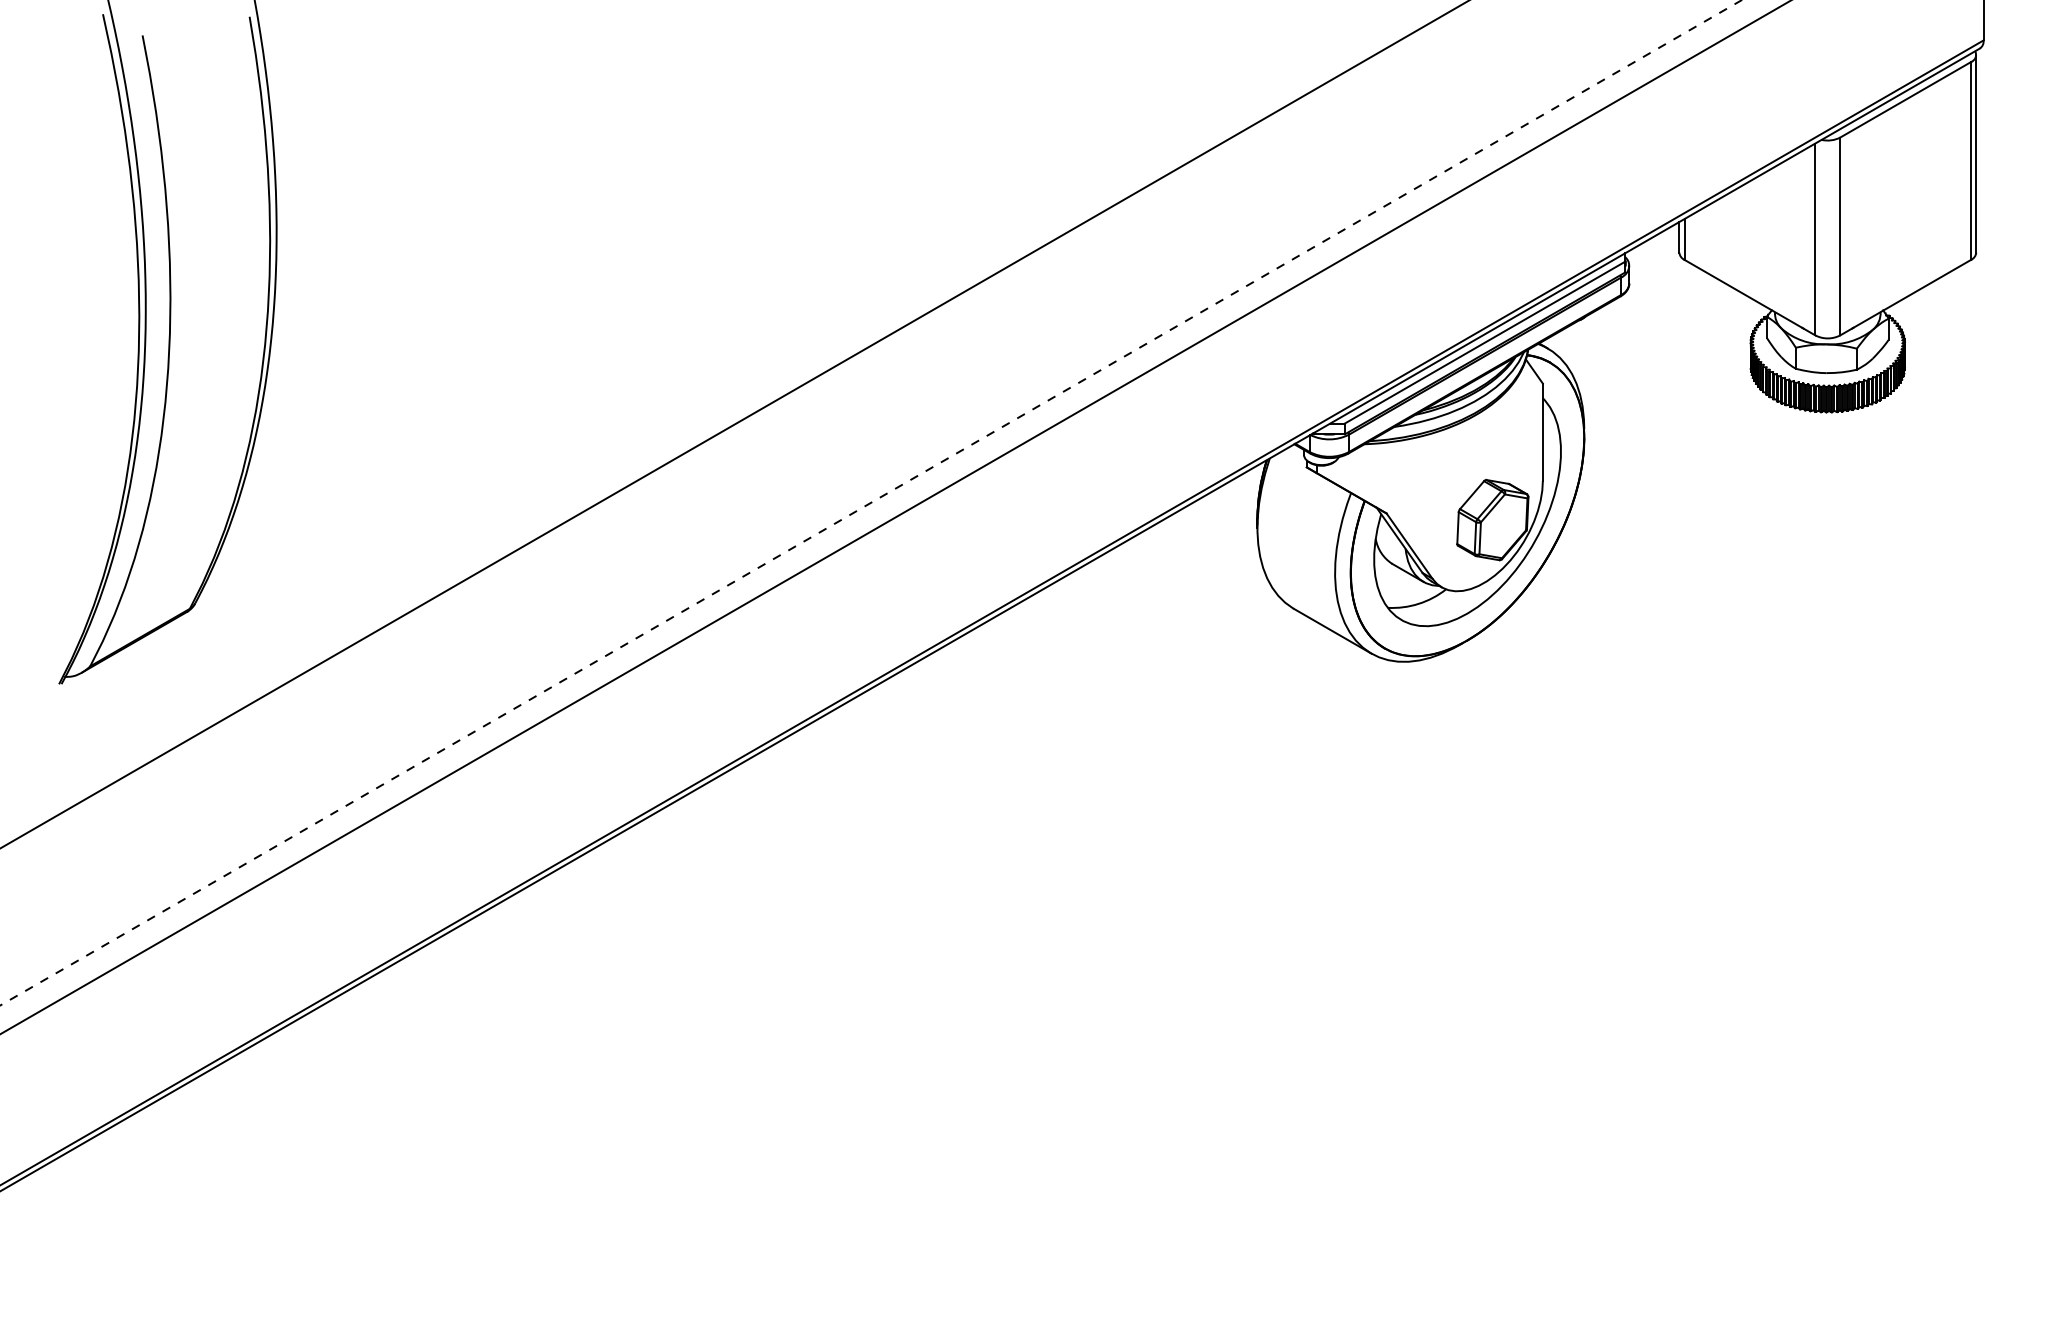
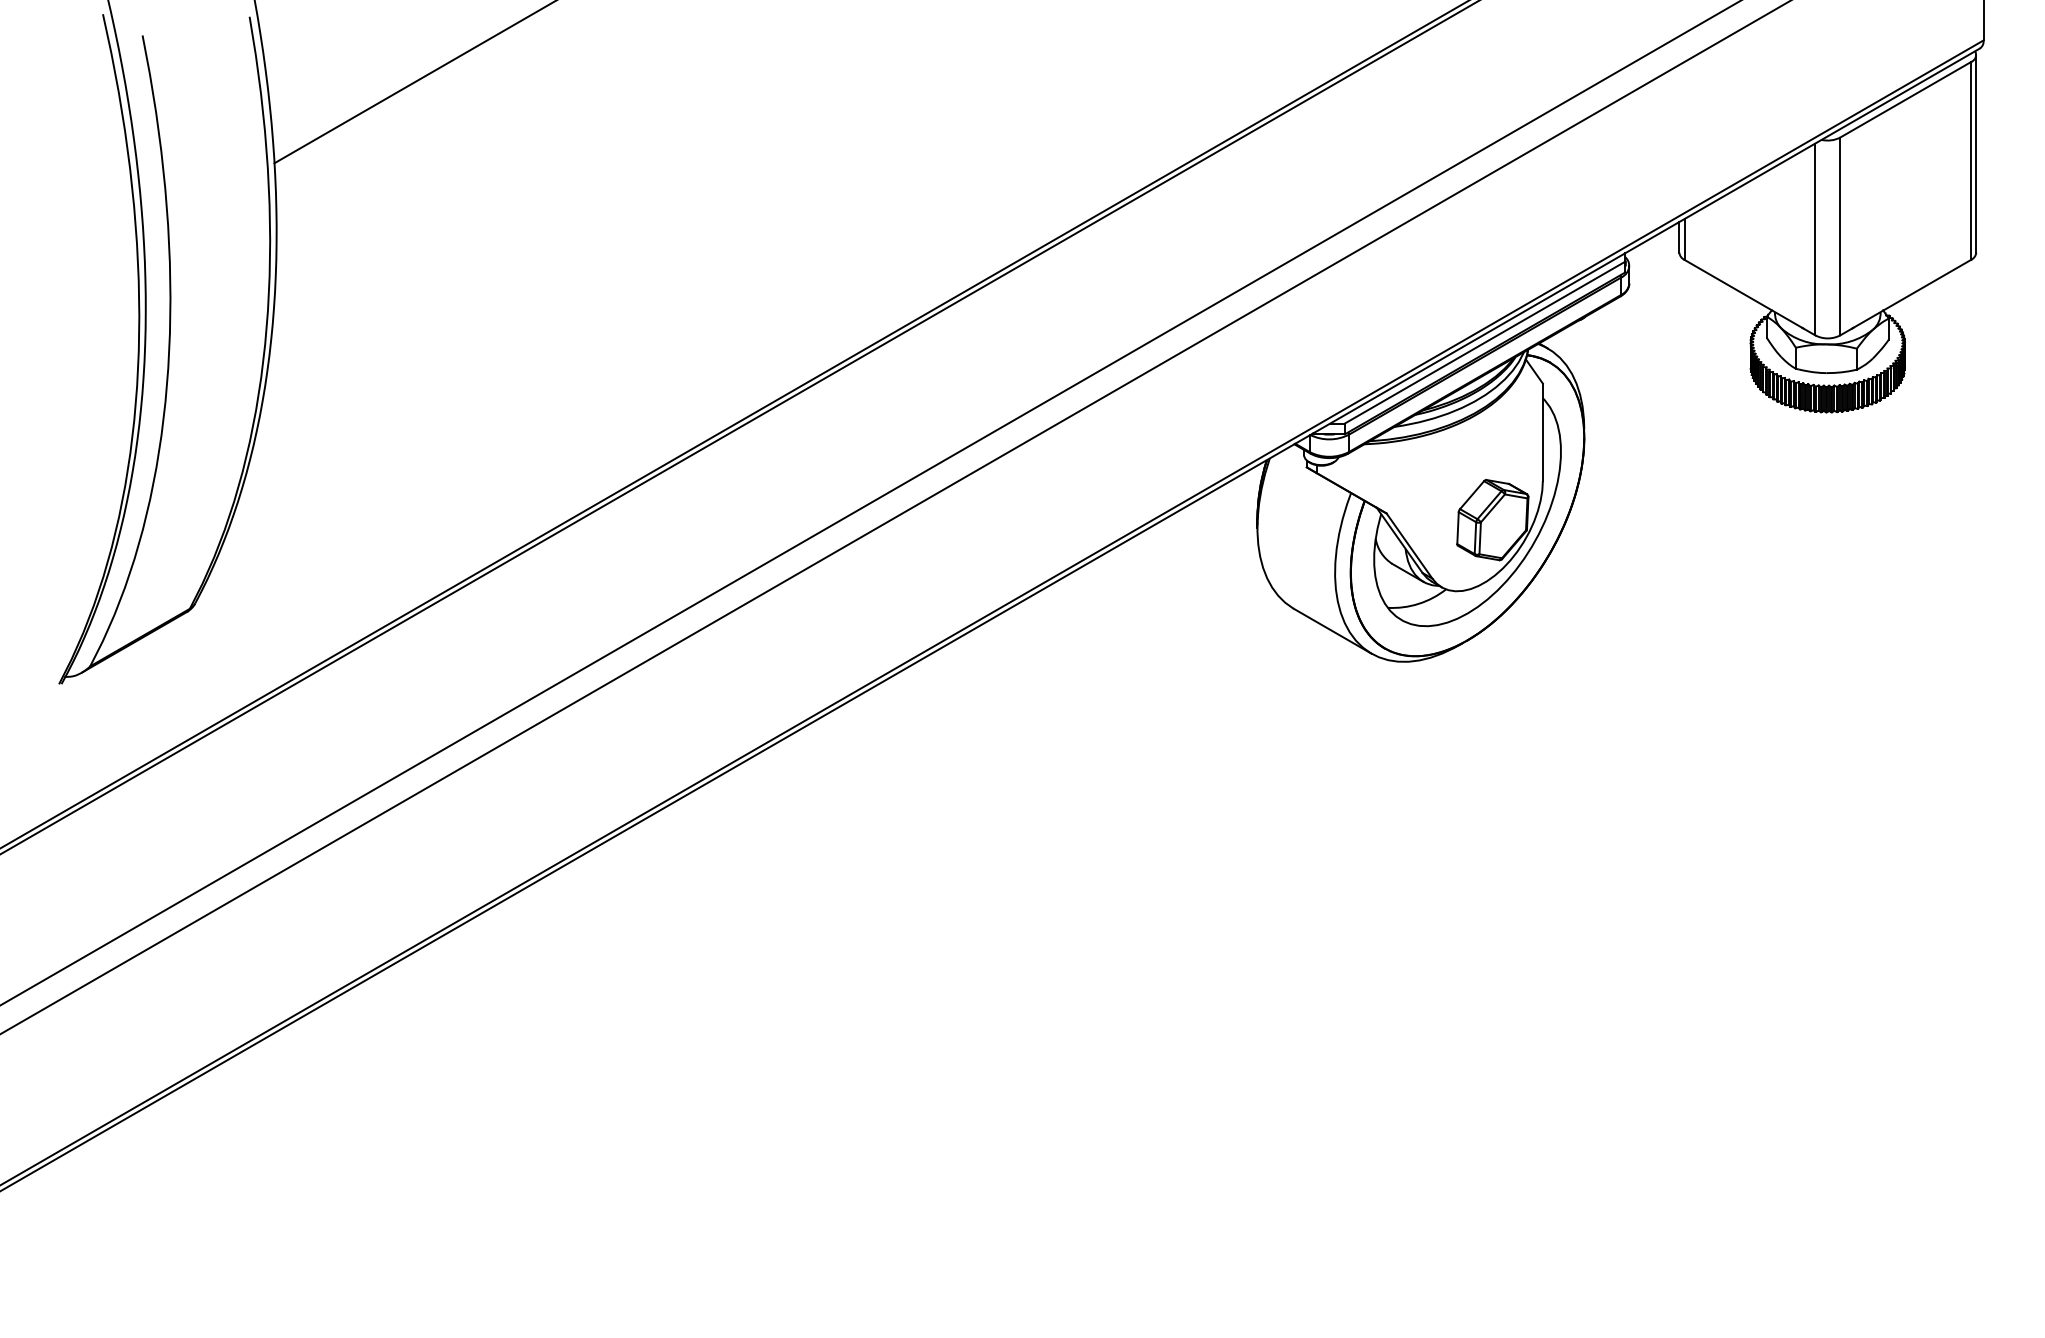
line: none -> present (413, 82)
line: none -> present (739, 427)
line: dashed -> solid (870, 503)
